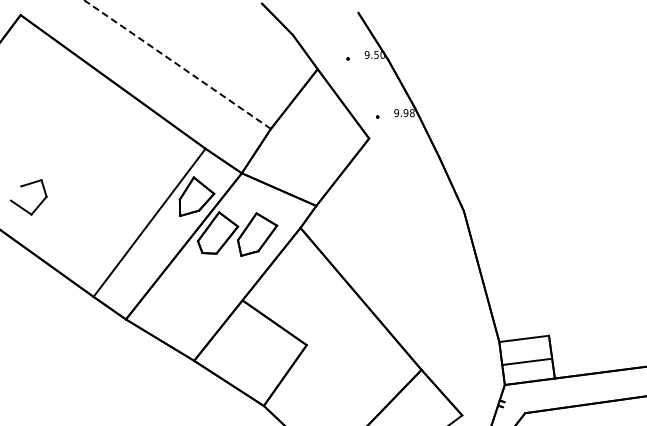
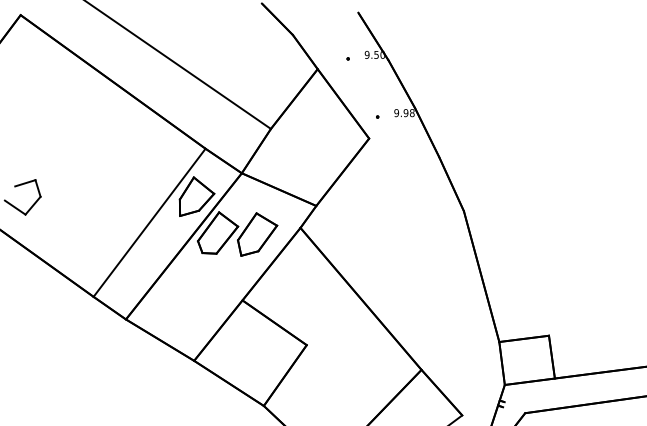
line: dashed -> solid (177, 64)
part position: (21, 206) -> (15, 206) (15, 206)
line position: (526, 361) -> (523, 338) (523, 338)
